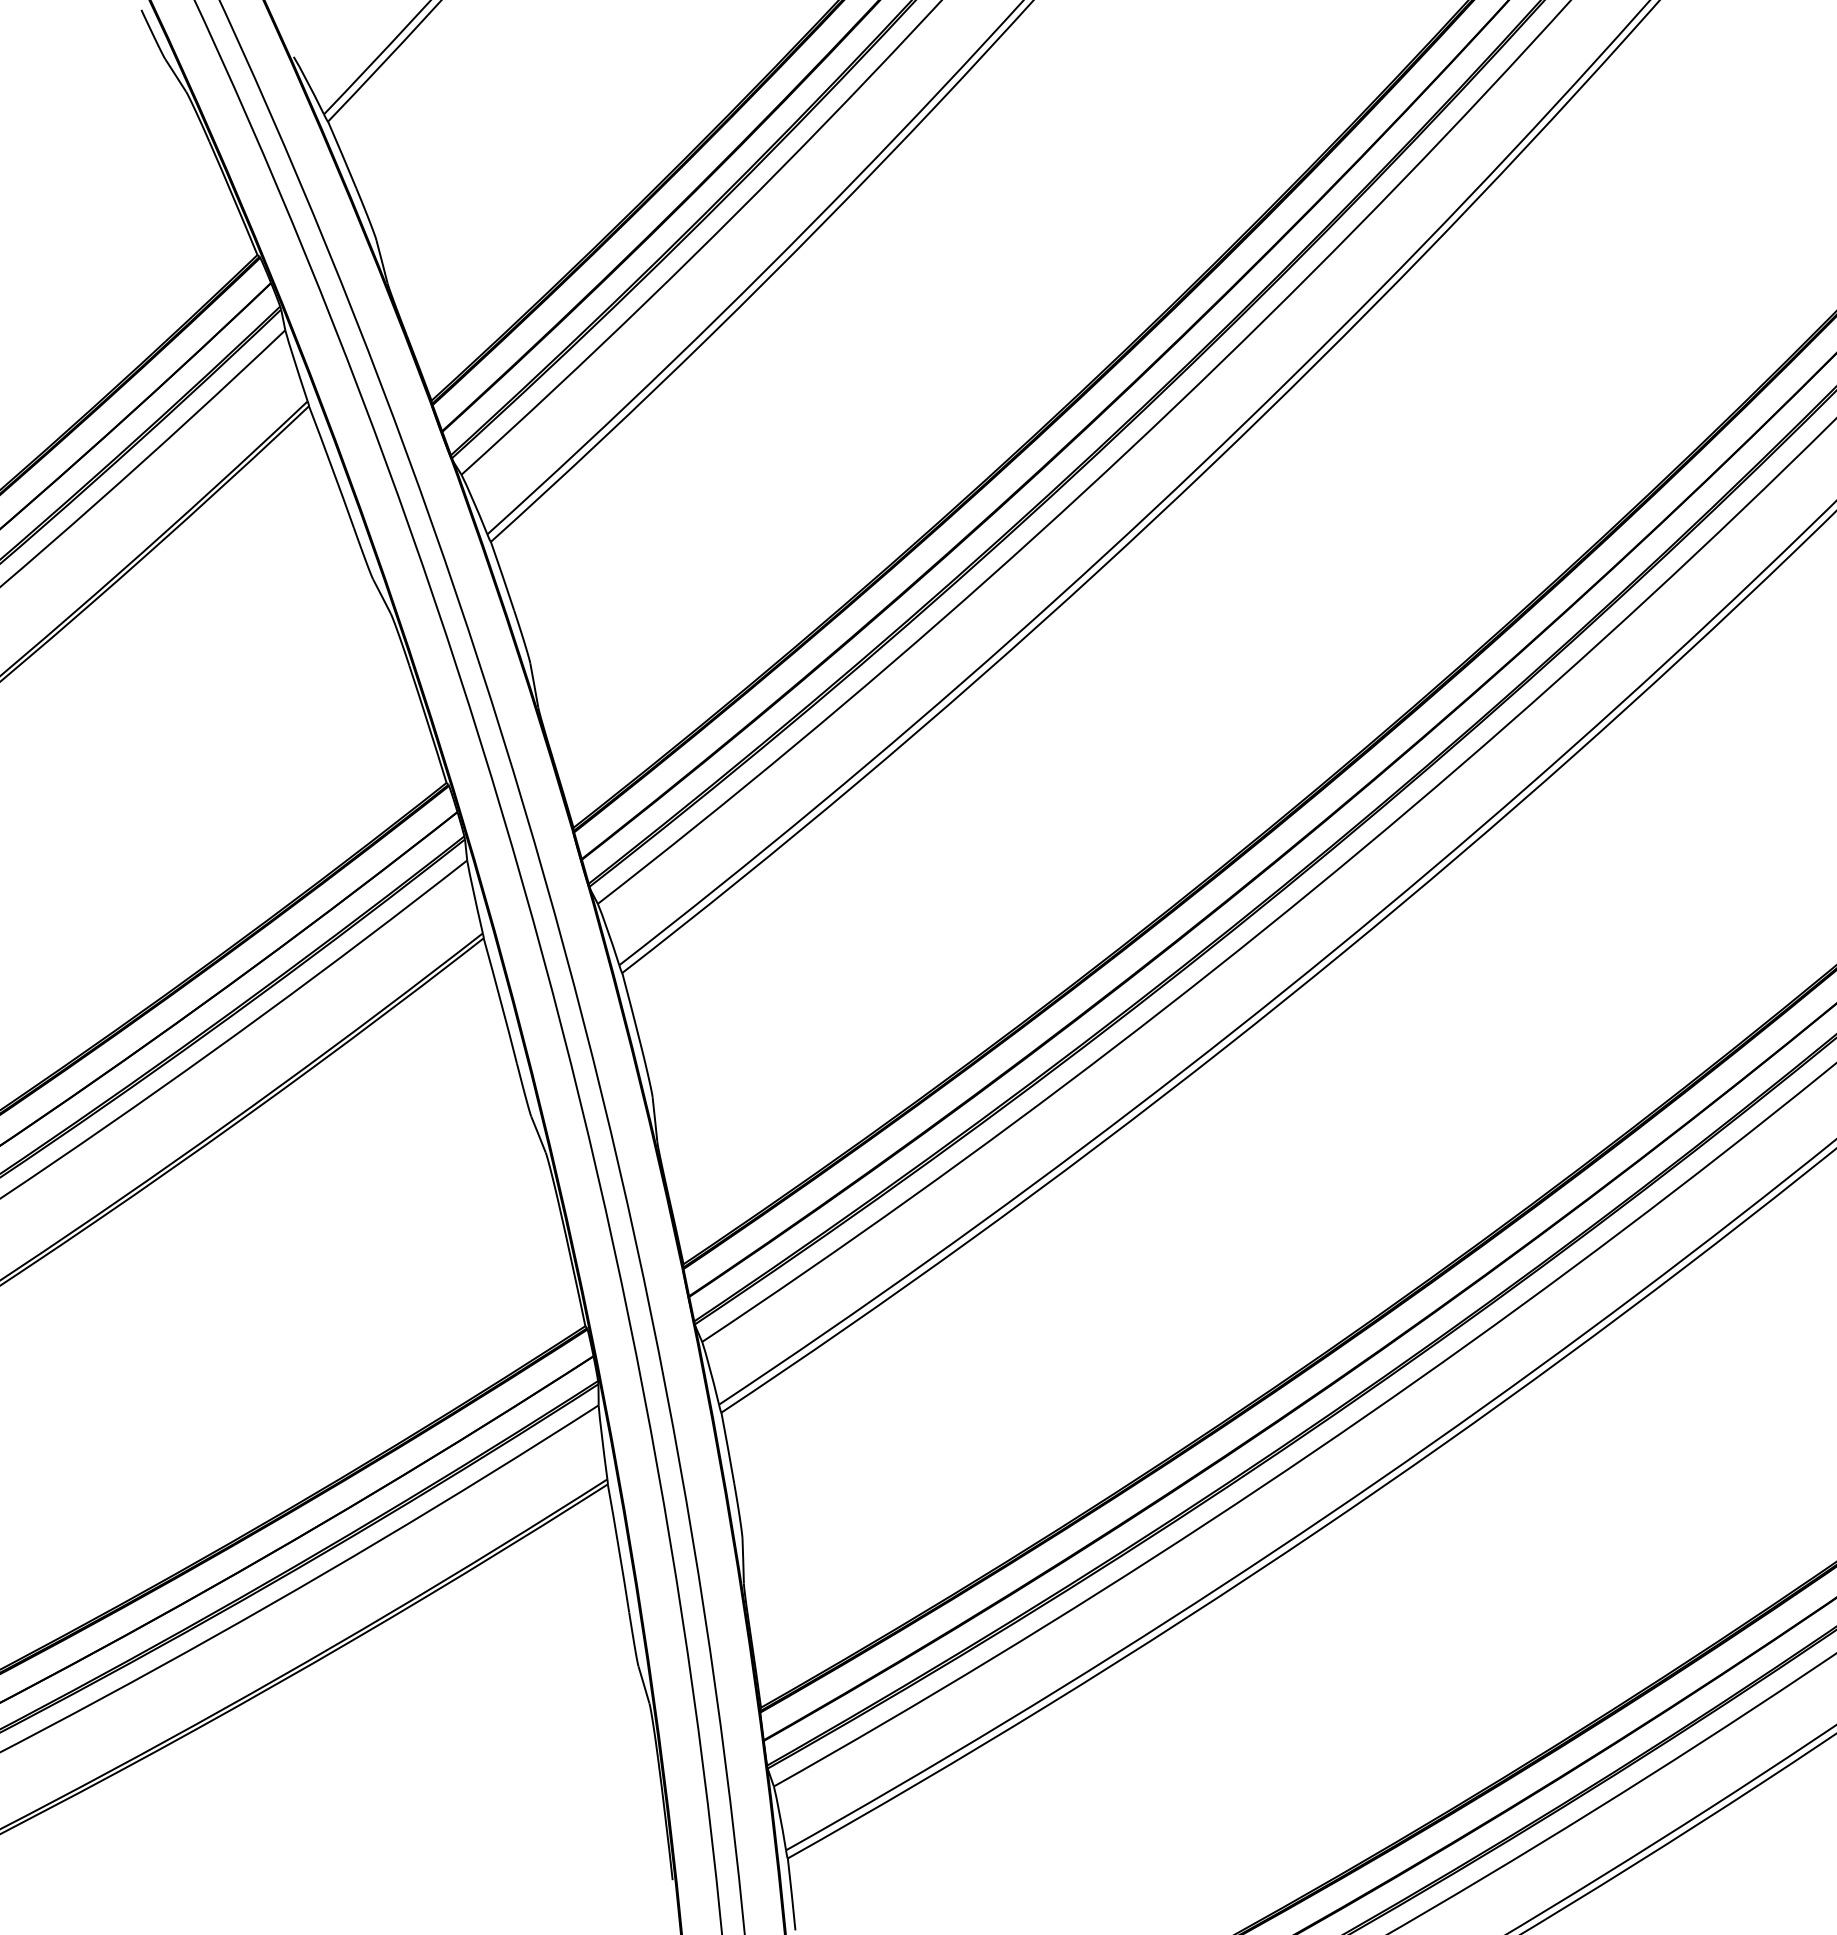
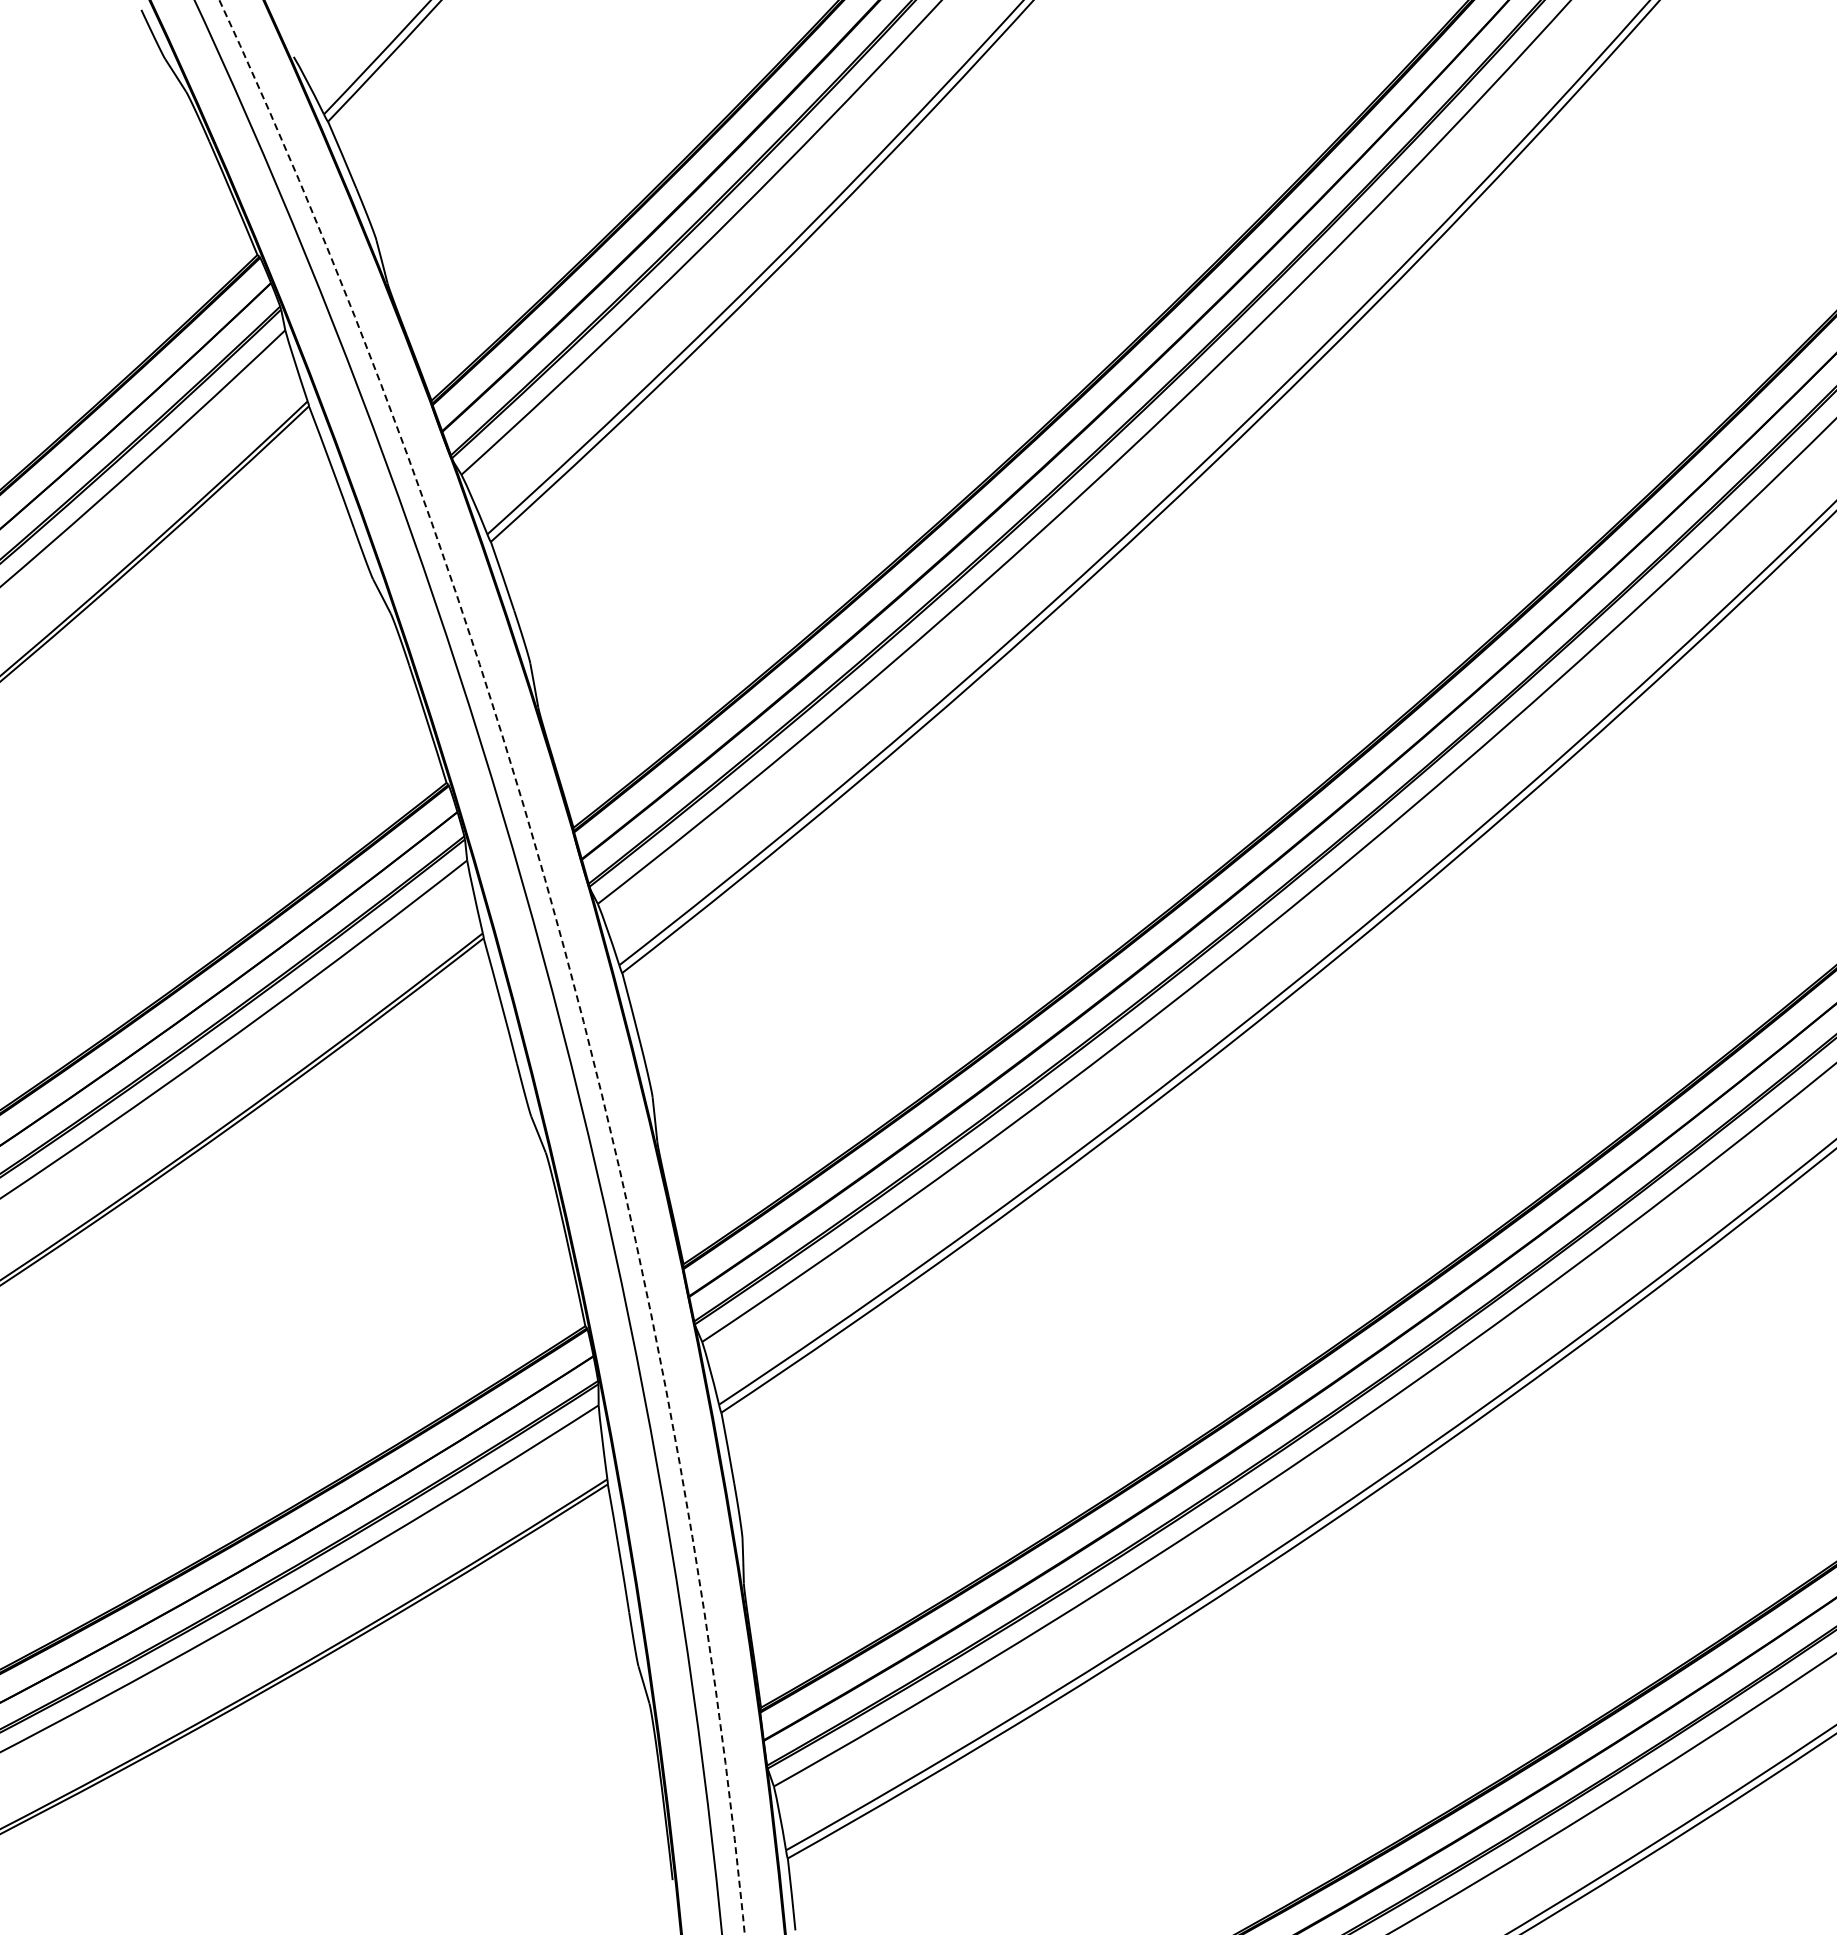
circle: solid -> dashed (481, 967)
